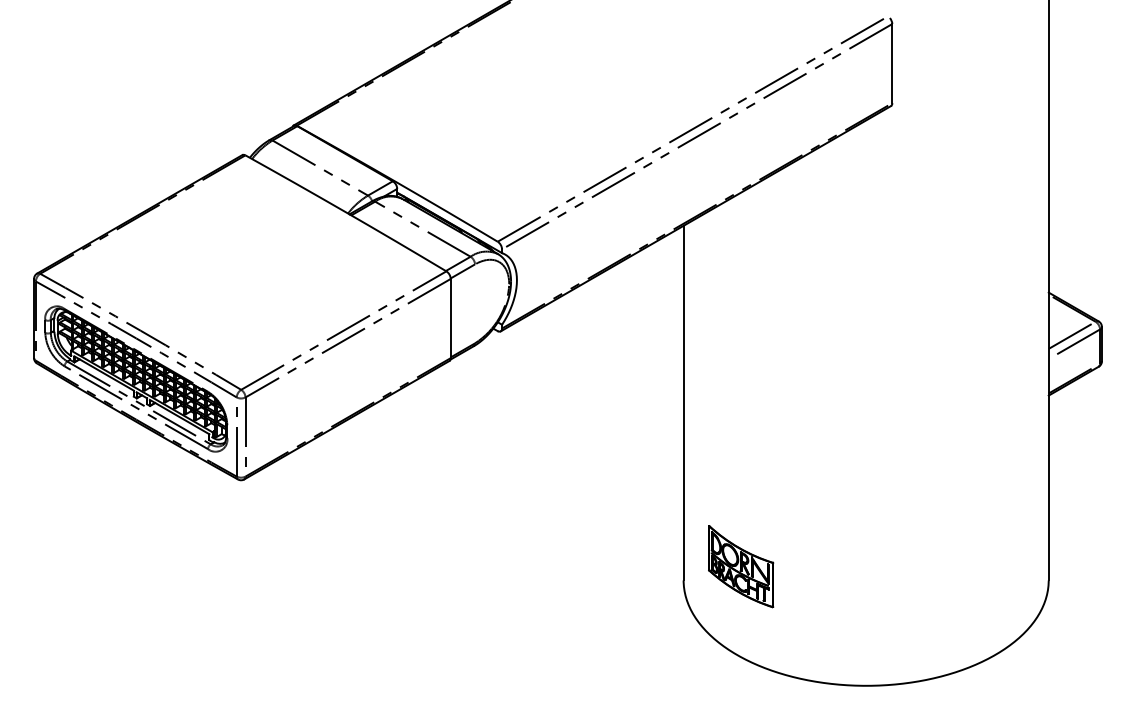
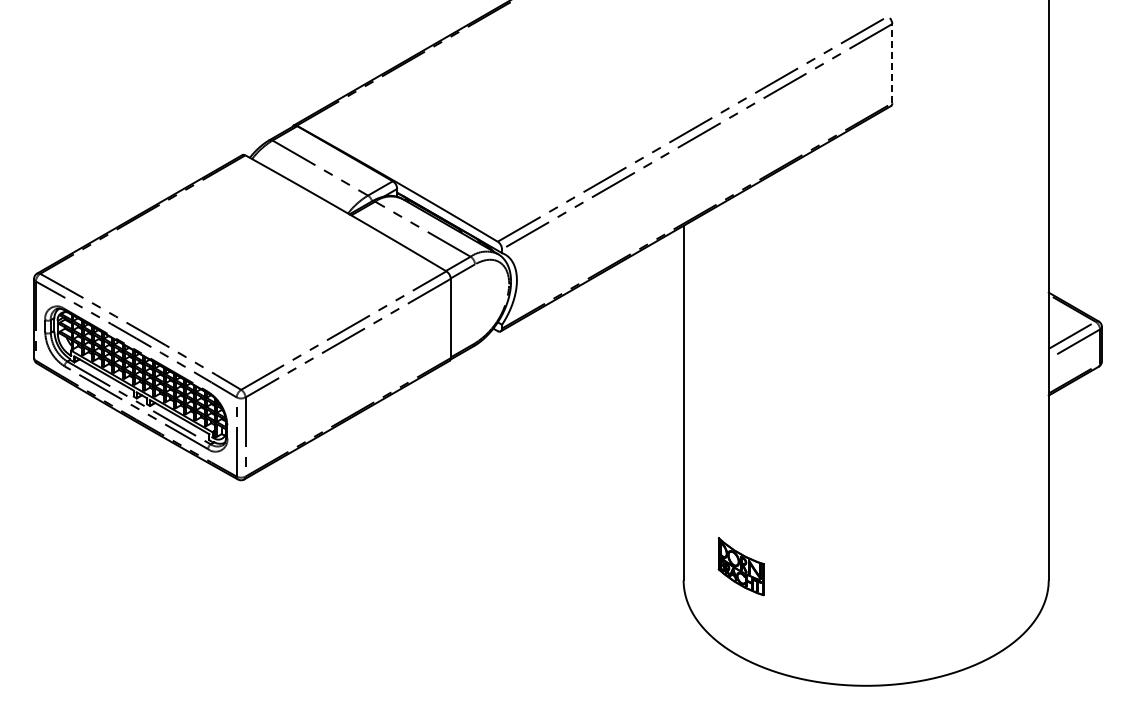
line: solid -> dashed (892, 63)
part size: 67x84 px -> 48x60 px (740, 566)
